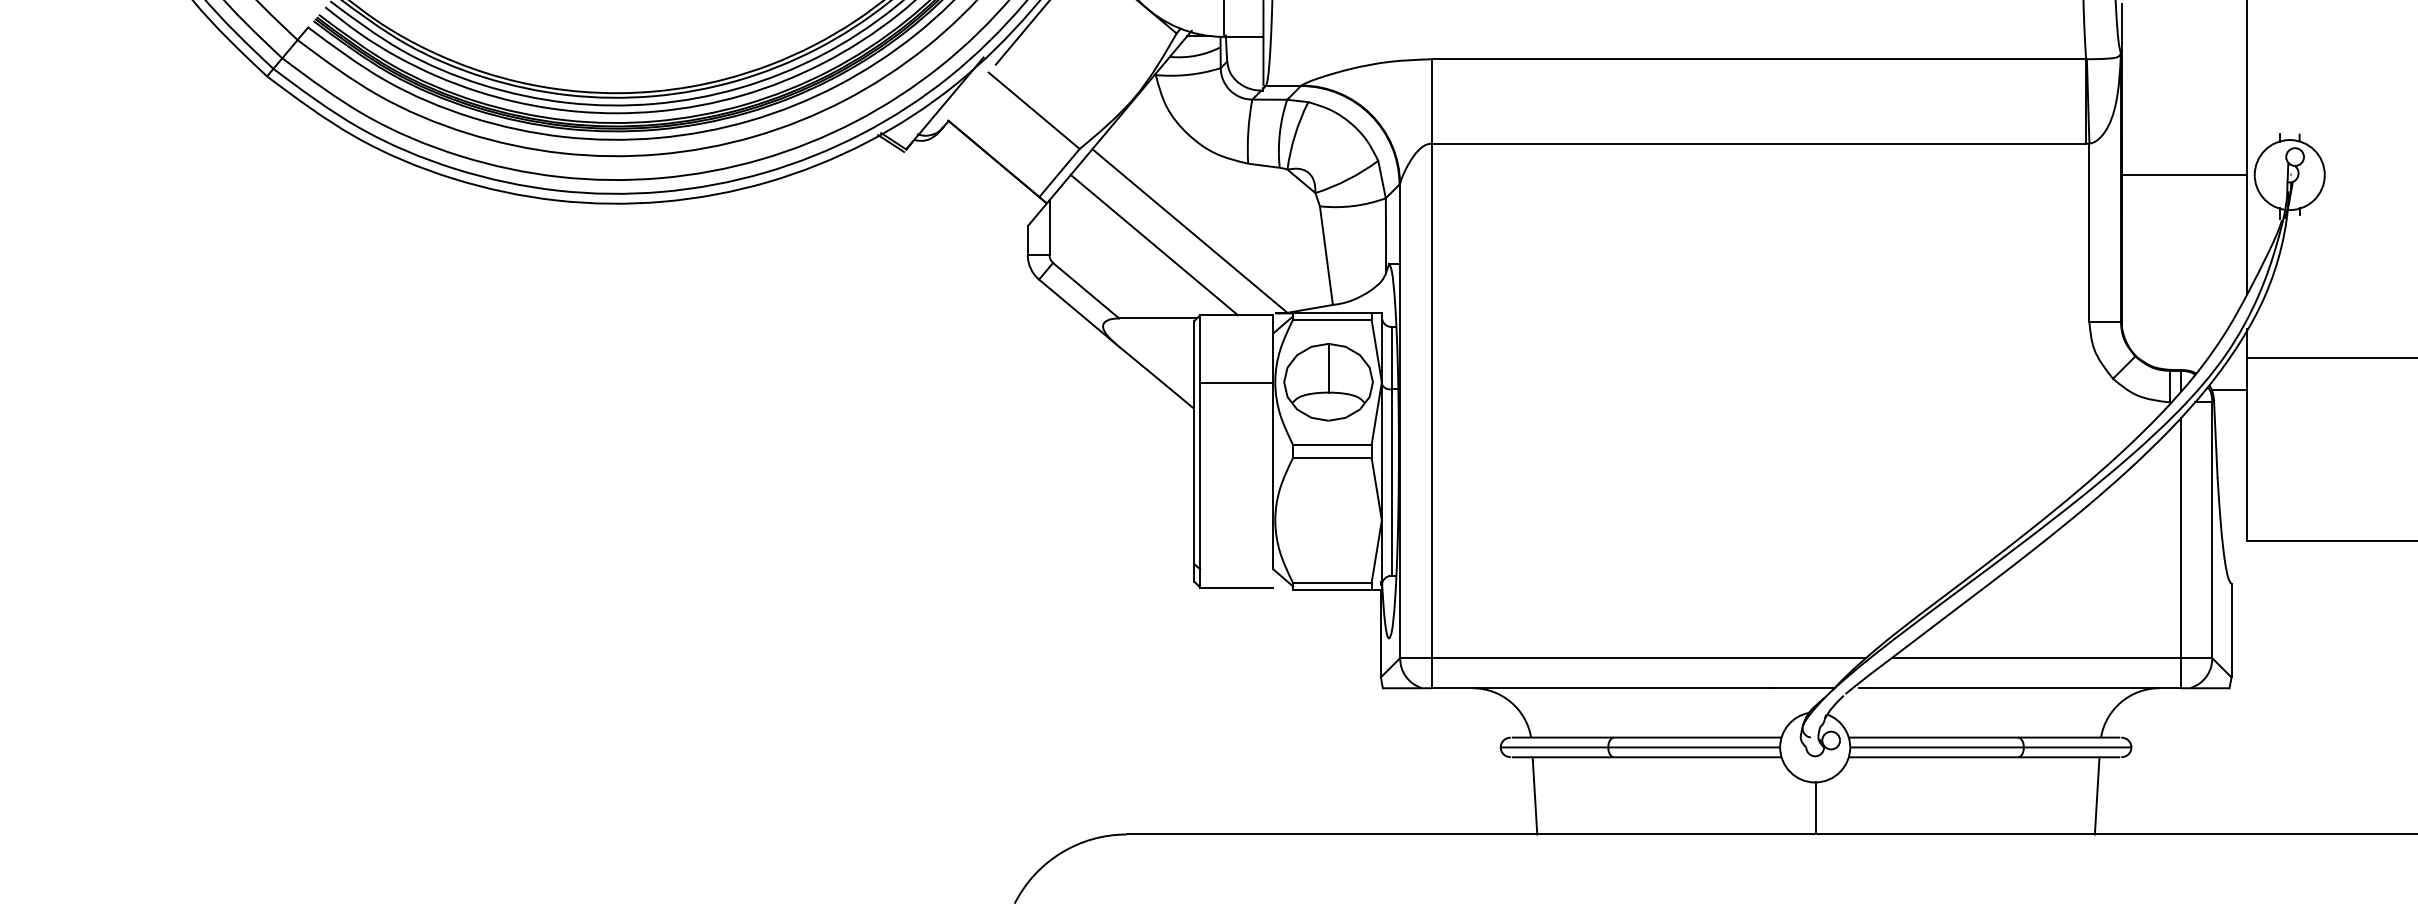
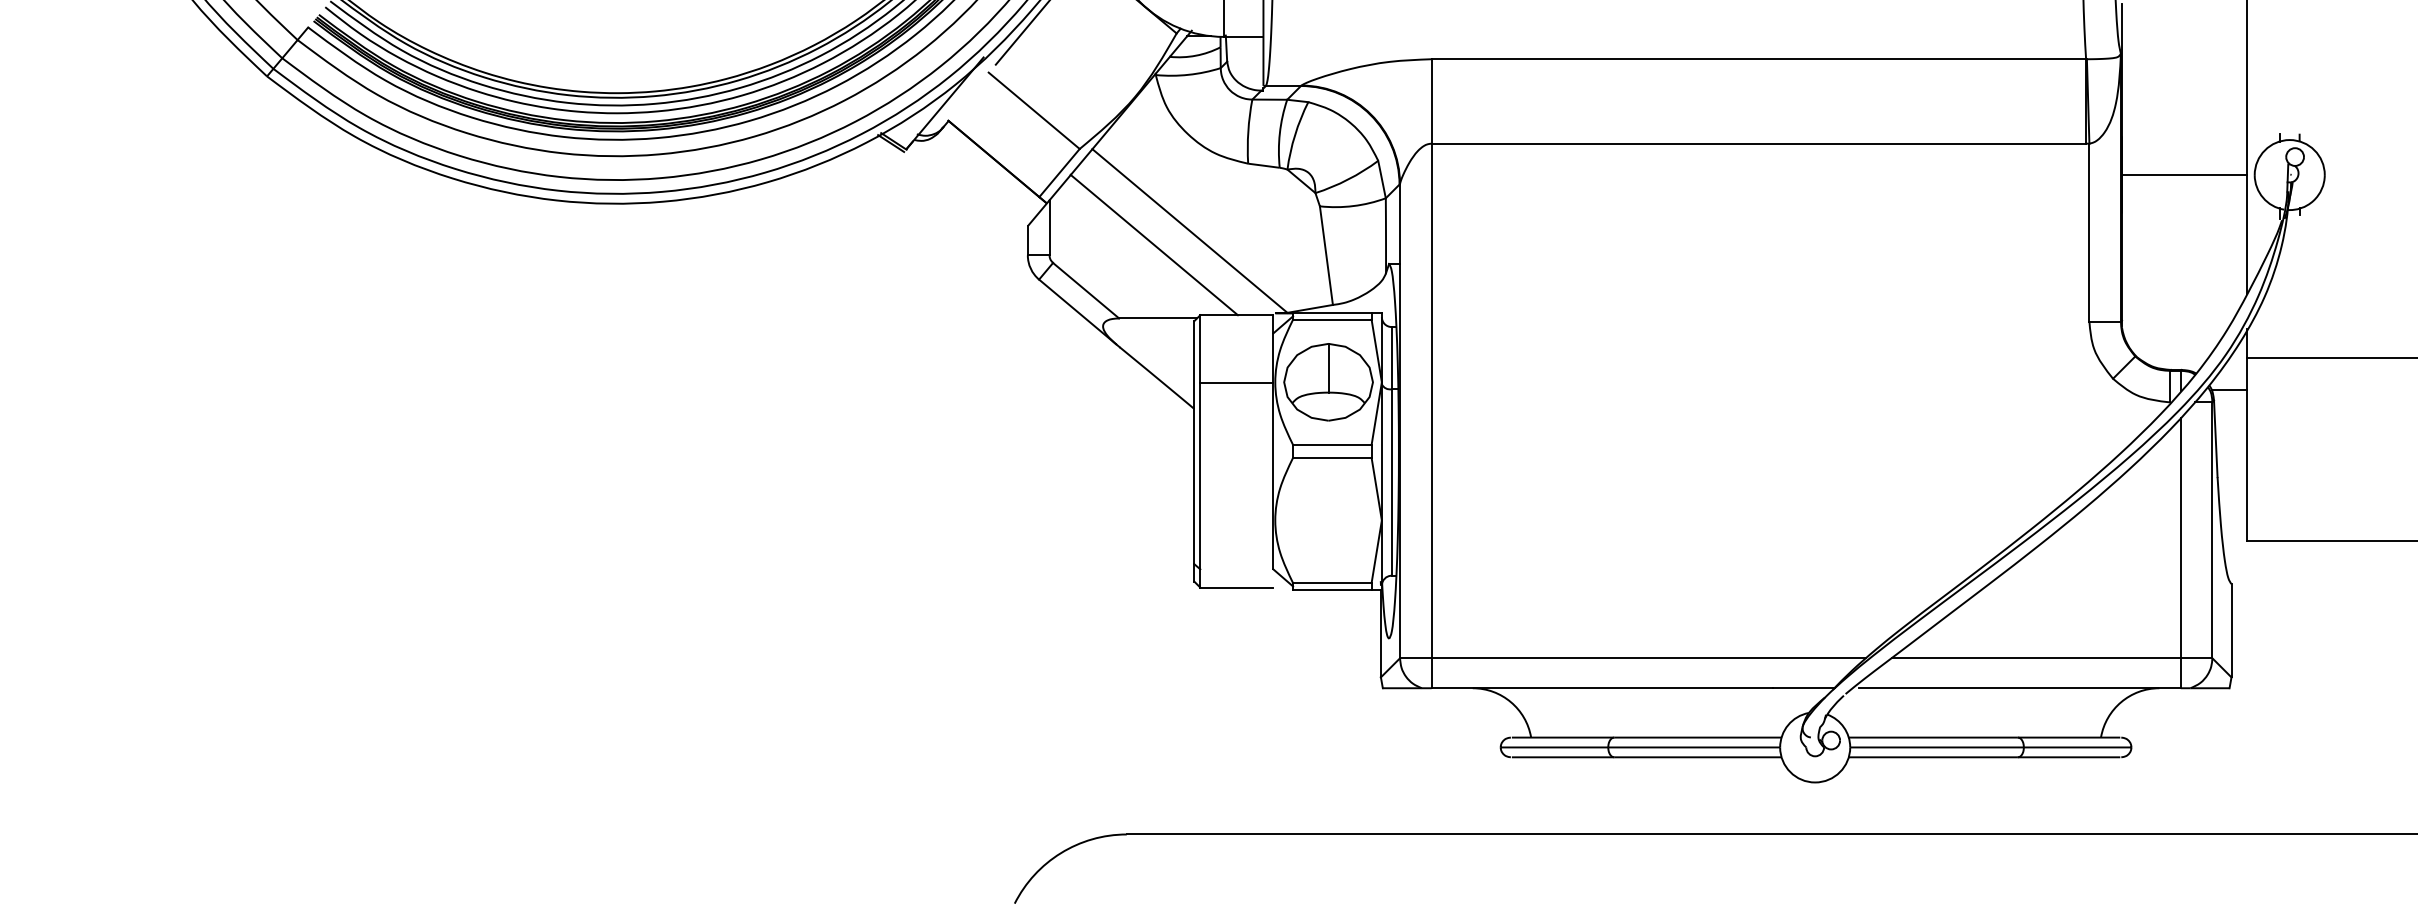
line: present -> none (1534, 795)
line: present -> none (2096, 795)
line: present -> none (1816, 808)
